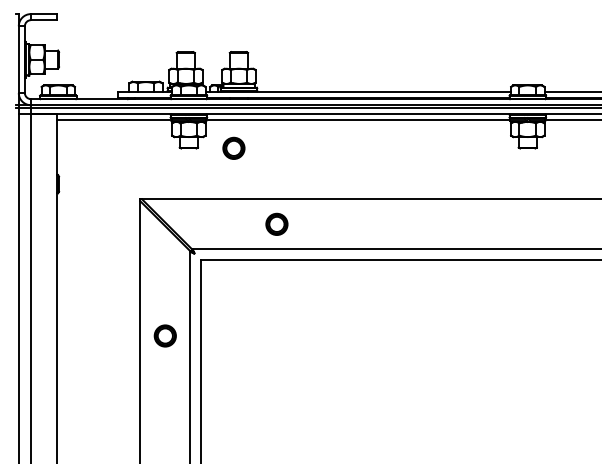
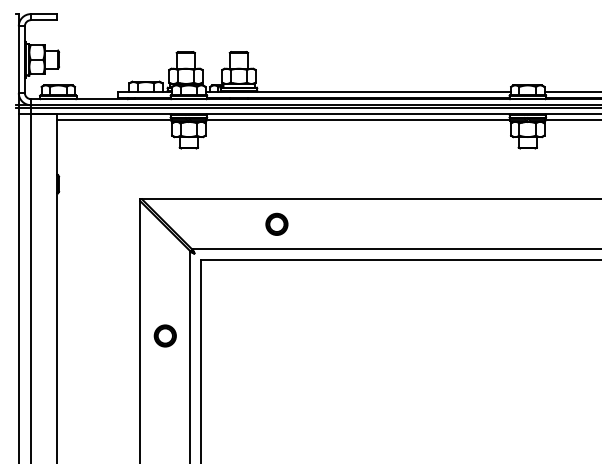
part: present -> none (233, 147)
